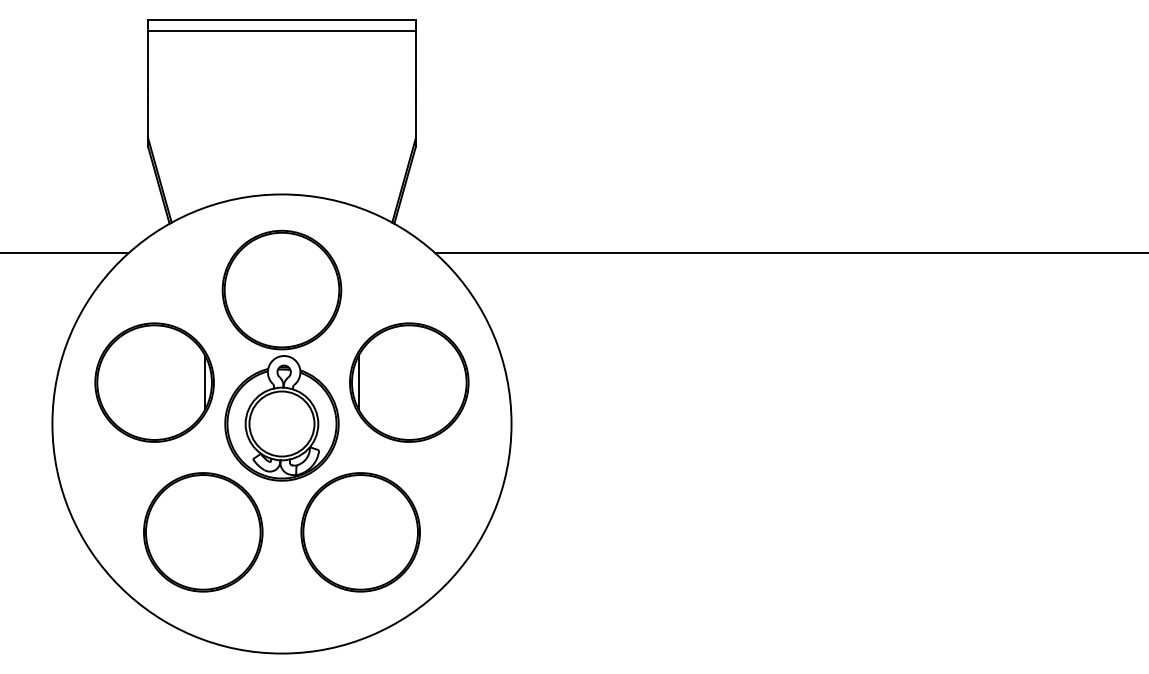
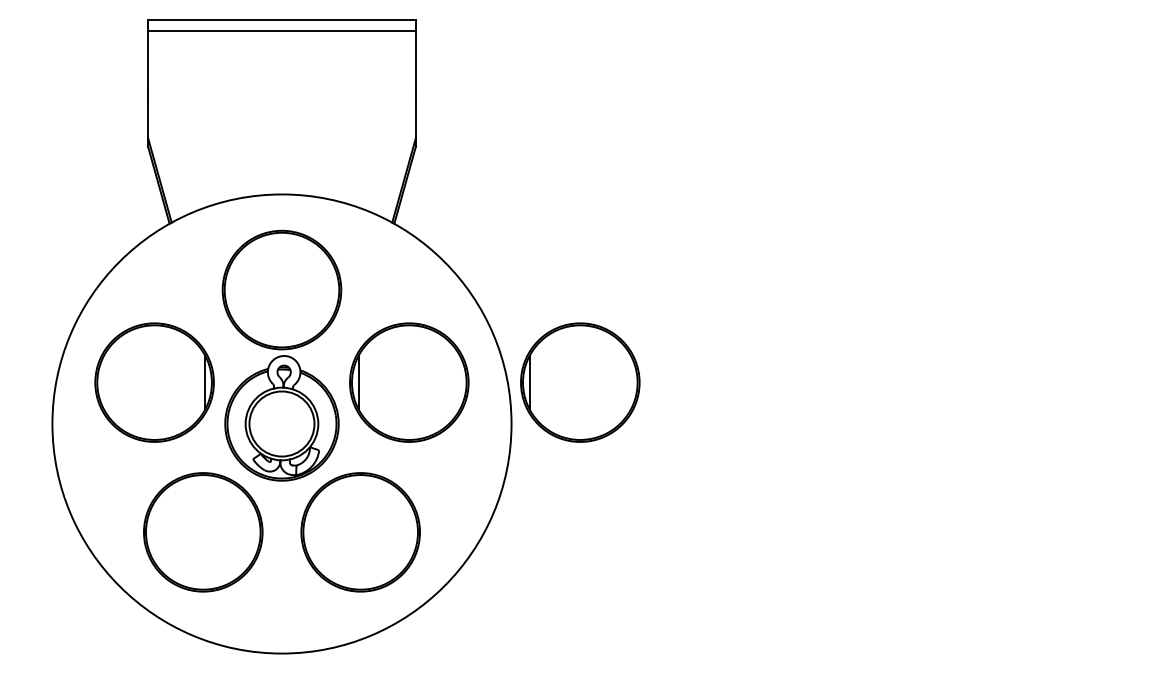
line: present -> none (65, 252)
line: present -> none (789, 252)
part: none -> present (580, 382)
